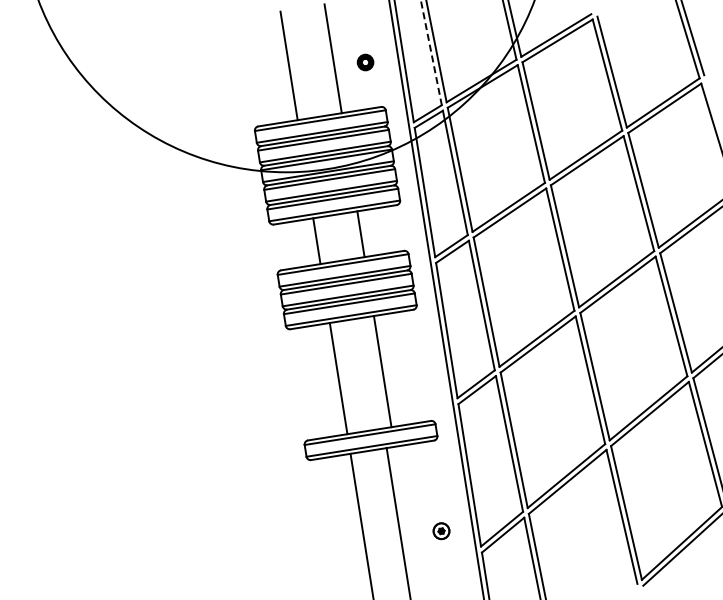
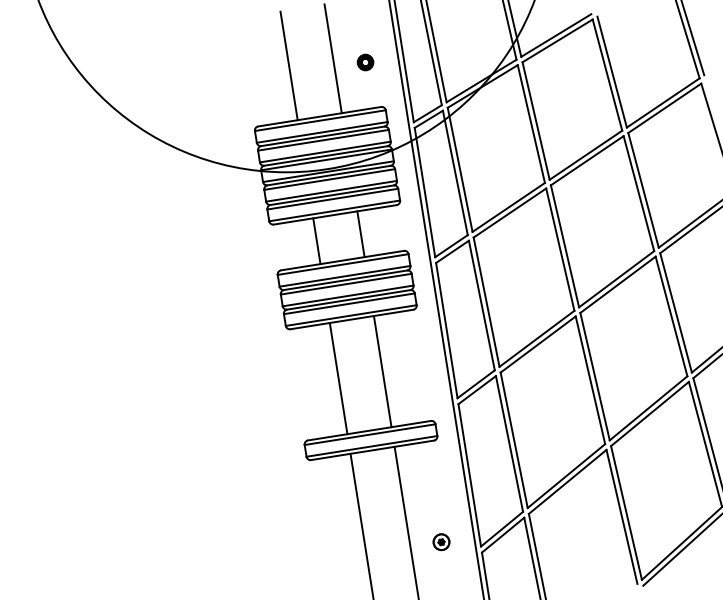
line: dashed -> solid (431, 53)
line position: (398, 521) -> (406, 521) (406, 521)
part position: (441, 531) -> (441, 542) (441, 542)
